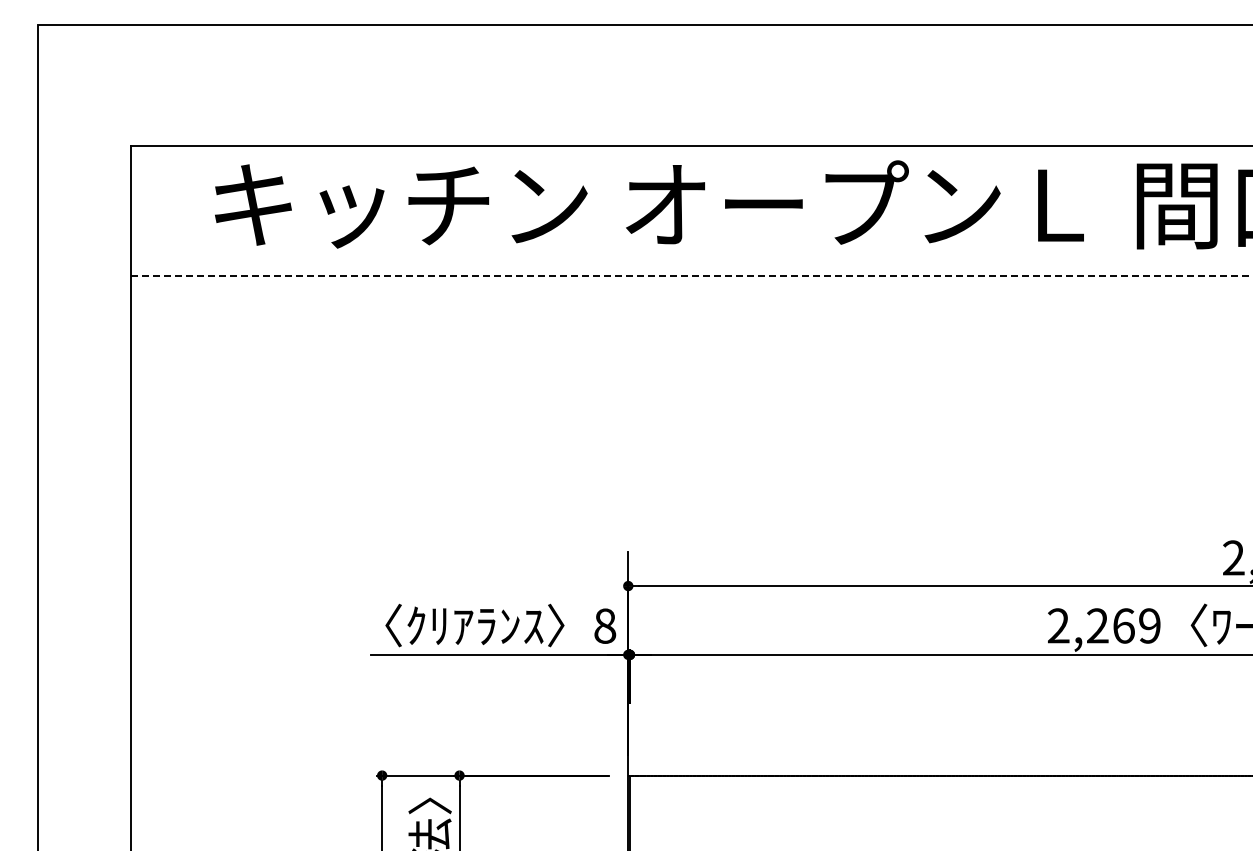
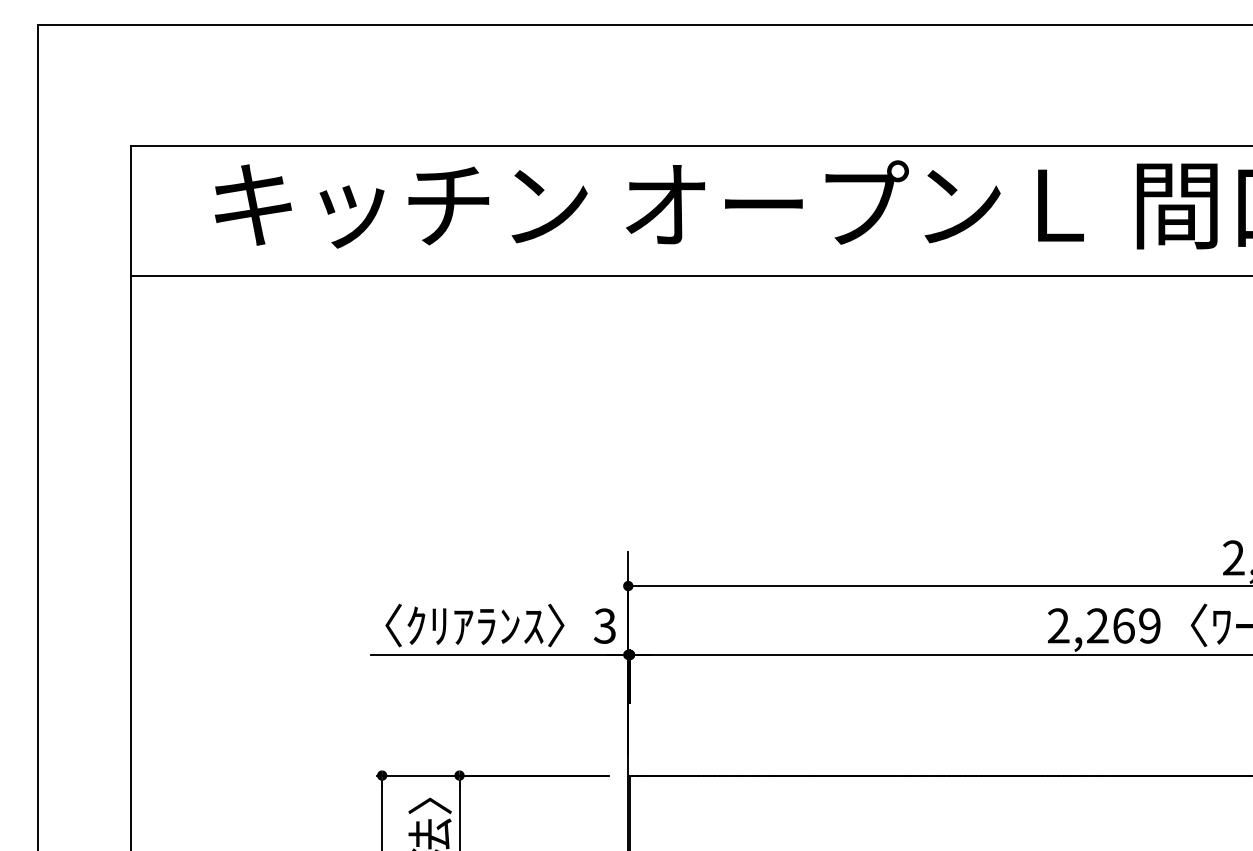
line: dashed -> solid (691, 275)
text: 8 -> 3 (604, 625)
